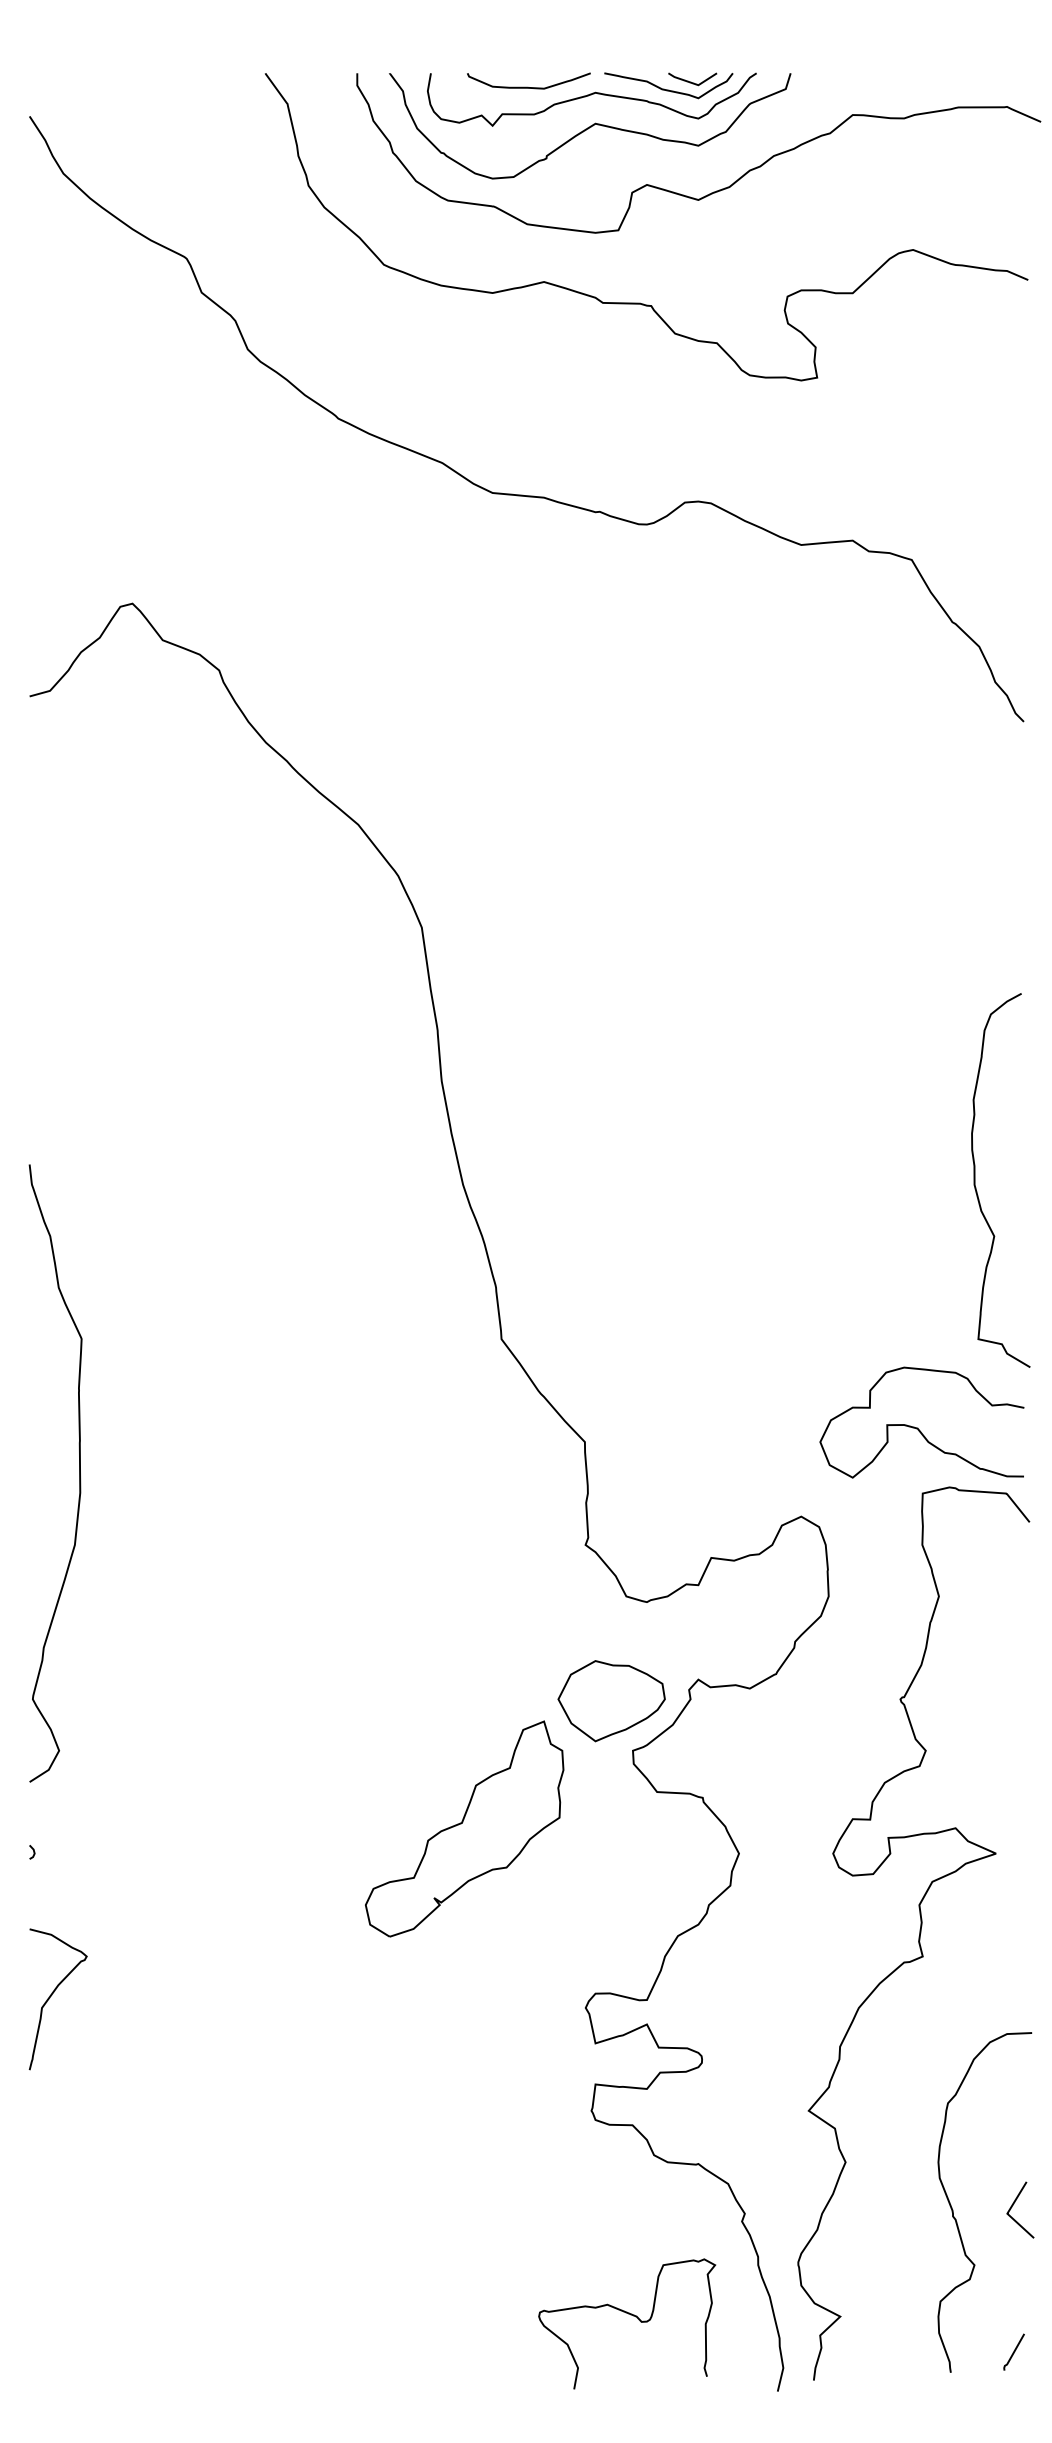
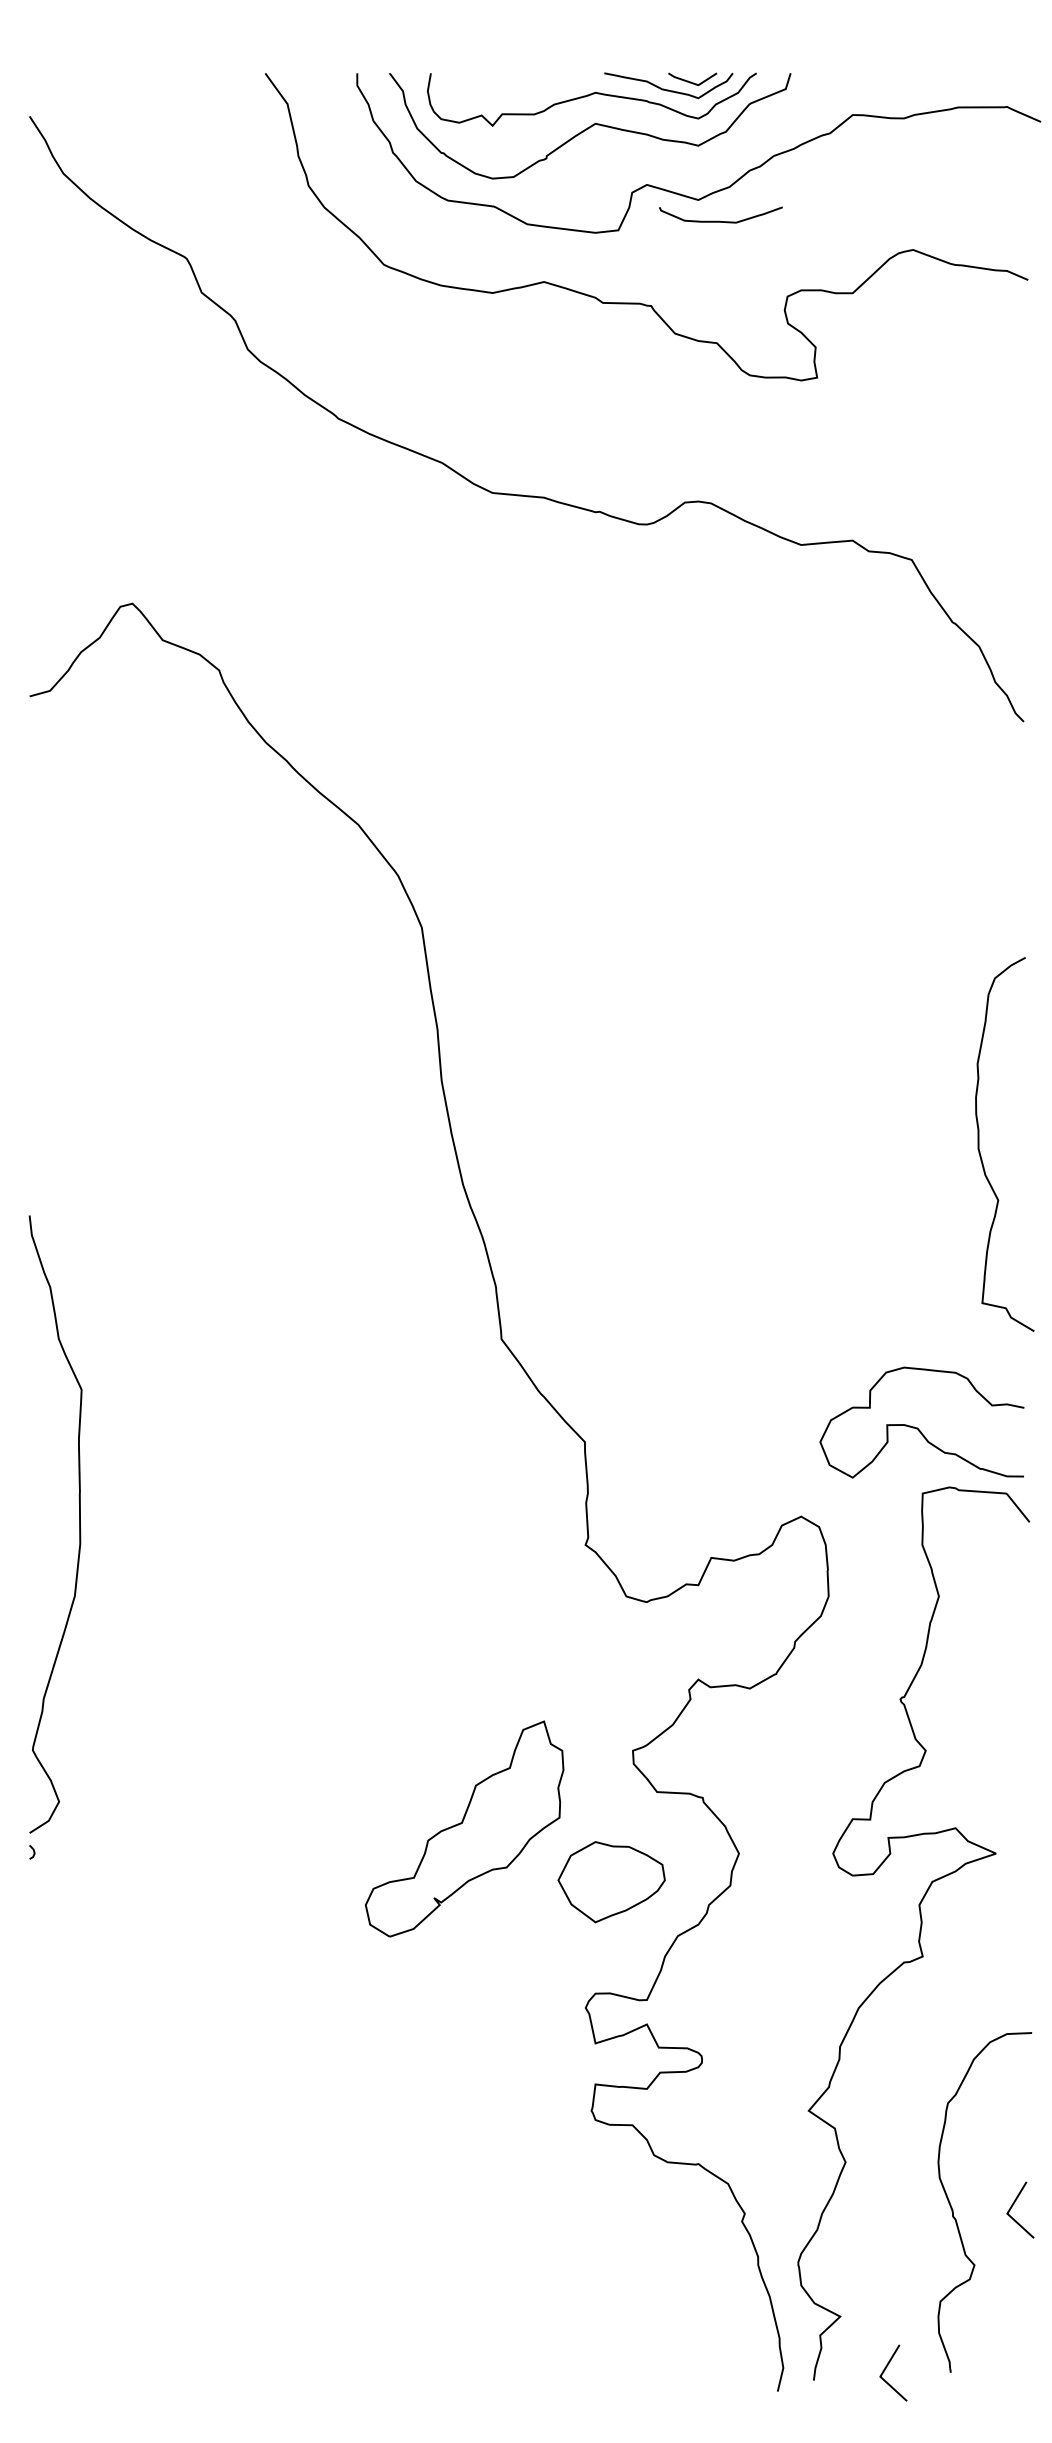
curve position: (527, 86) -> (719, 220) (719, 220)
curve position: (975, 1180) -> (979, 1144) (979, 1144)
curve position: (79, 1473) -> (79, 1524) (79, 1524)
part position: (611, 1701) -> (611, 1882) (611, 1882)
curve: present -> none (52, 1995)
curve: present -> none (630, 2315)
line: present -> none (1013, 2351)
line: none -> present (886, 2368)
